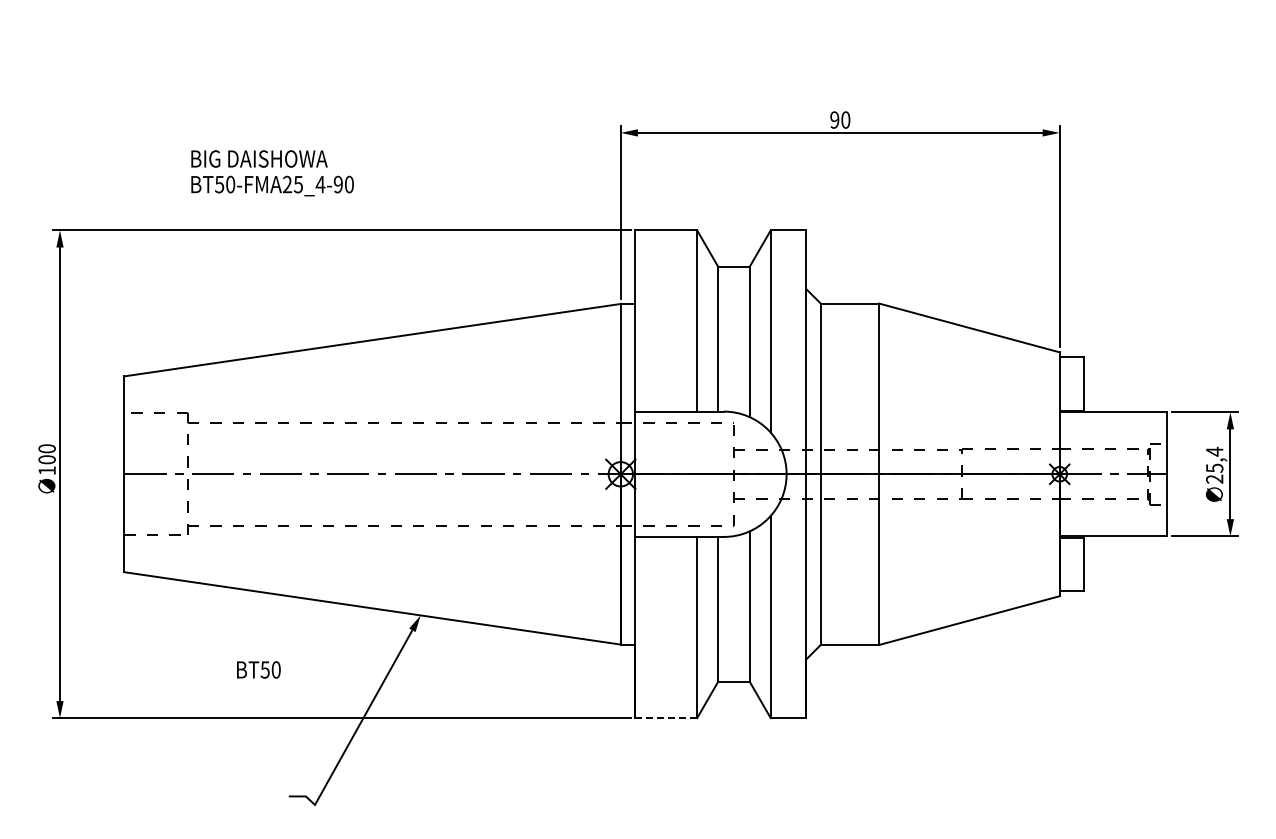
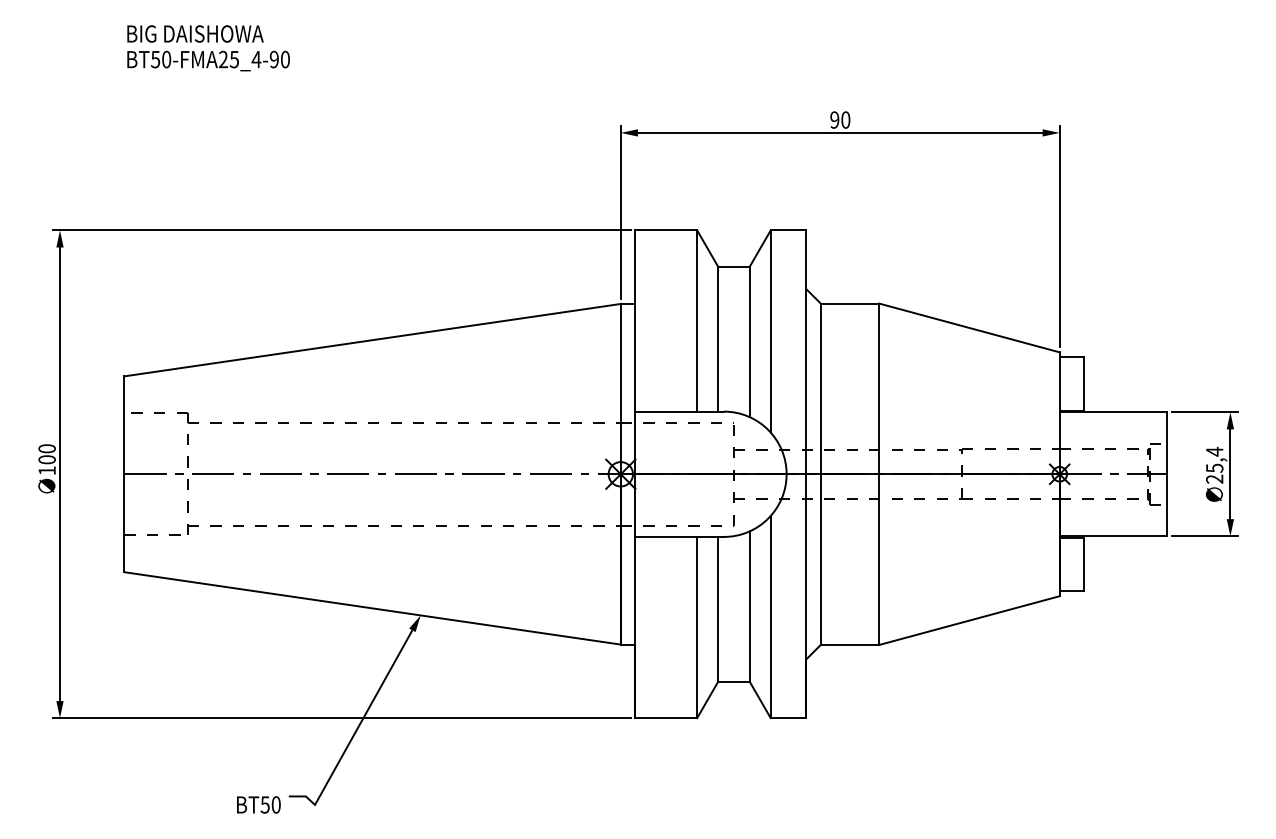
text position: (272, 173) -> (208, 48) (208, 48)
text position: (258, 669) -> (258, 804) (258, 804)
line: dashed -> solid (666, 718)
